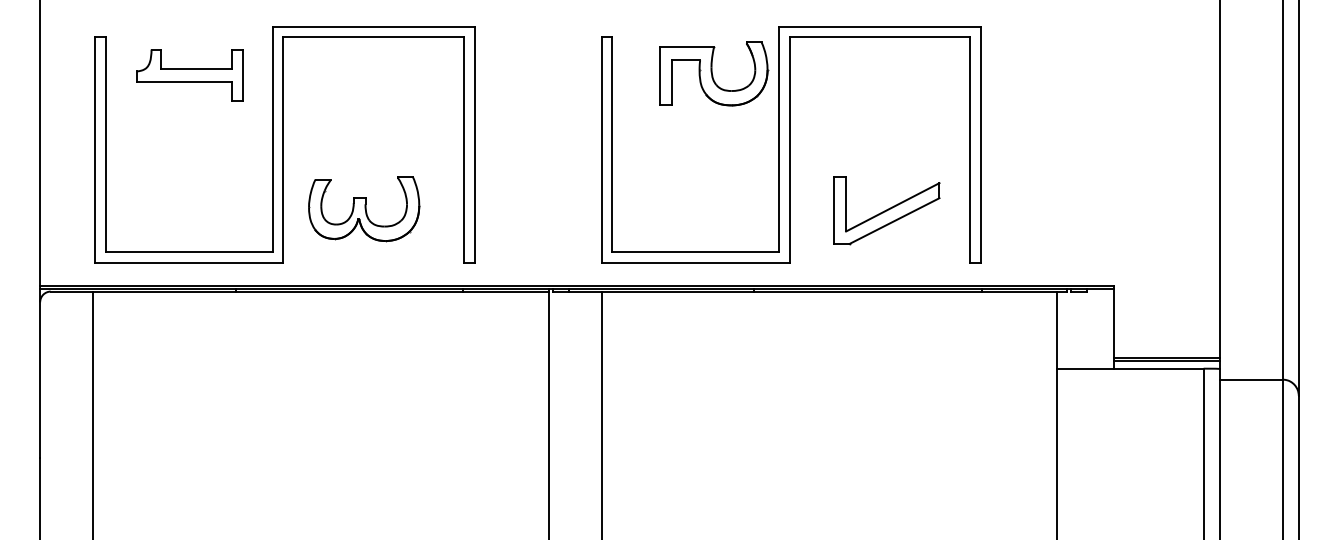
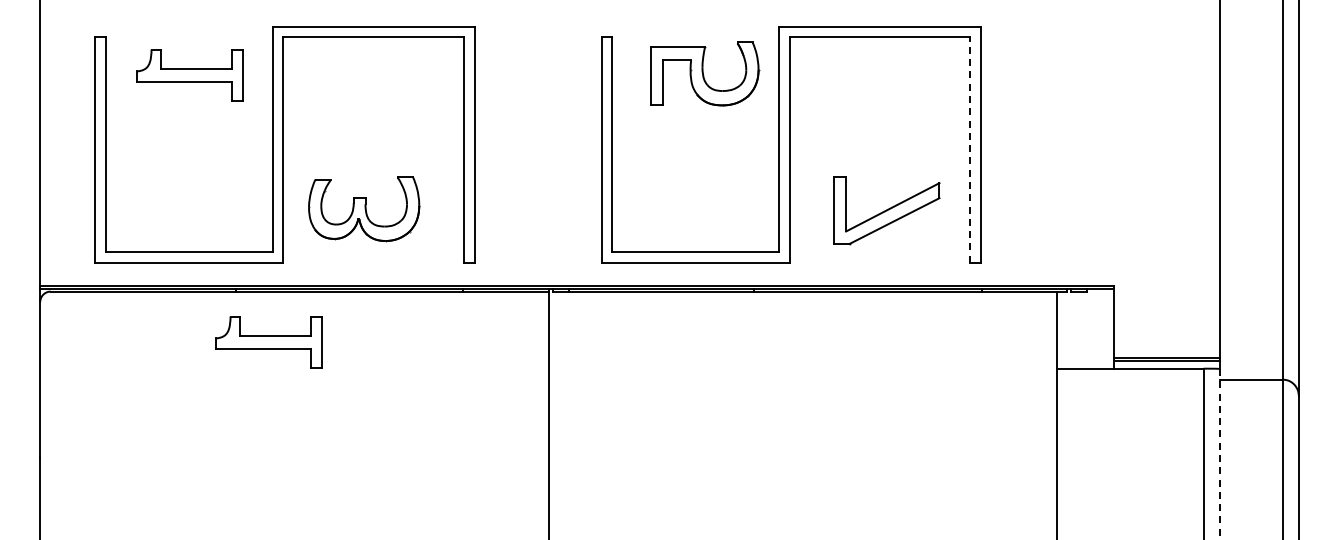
part position: (714, 73) -> (705, 73) (705, 73)
line: solid -> dashed (970, 150)
part: none -> present (268, 342)
line: present -> none (93, 413)
line: present -> none (601, 413)
line: solid -> dashed (1219, 454)
